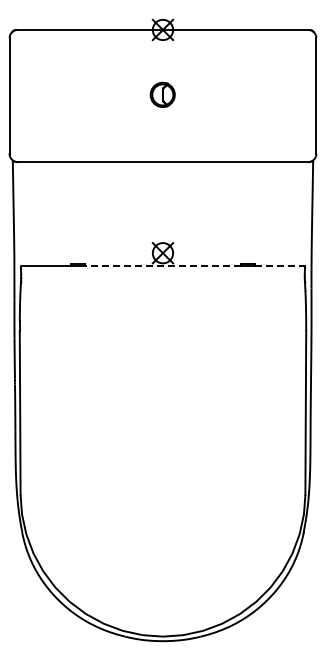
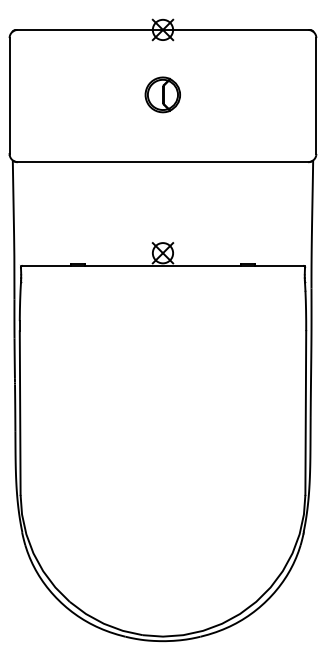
part size: 27x27 px -> 37x38 px (162, 94)
line: dashed -> solid (162, 265)
line: dashed -> solid (279, 265)
